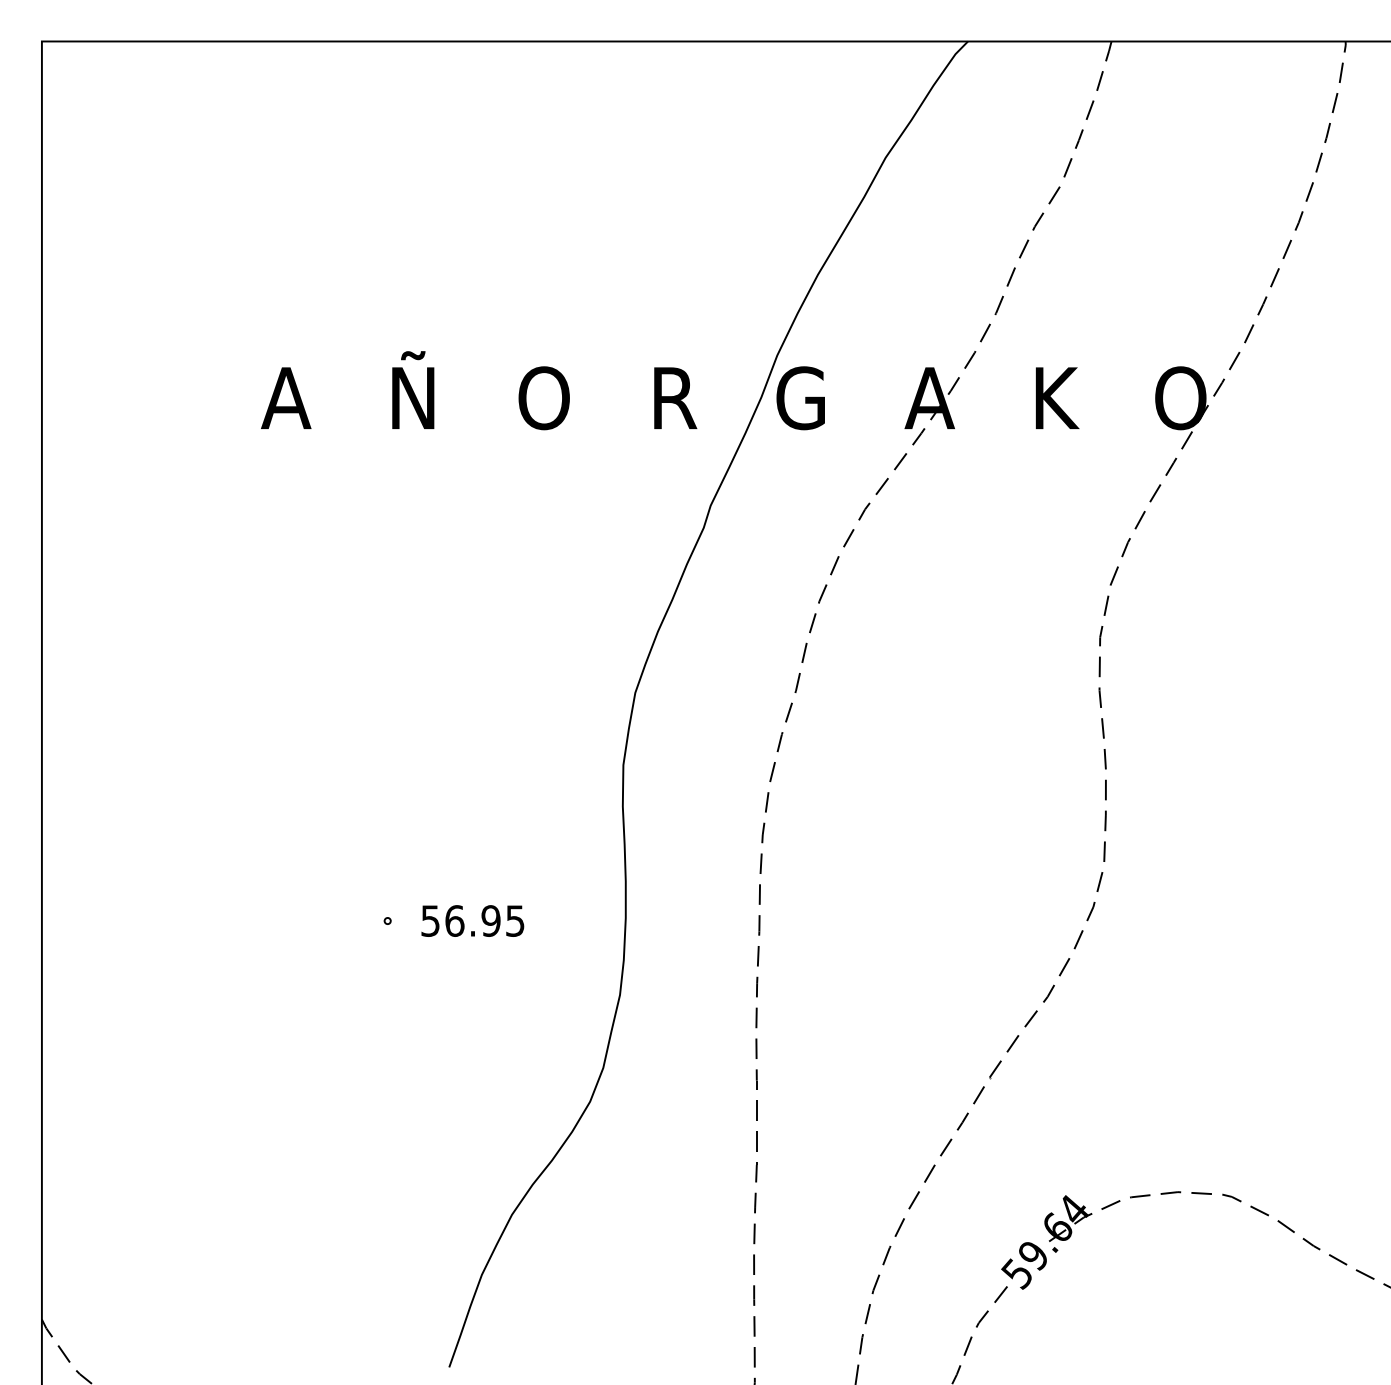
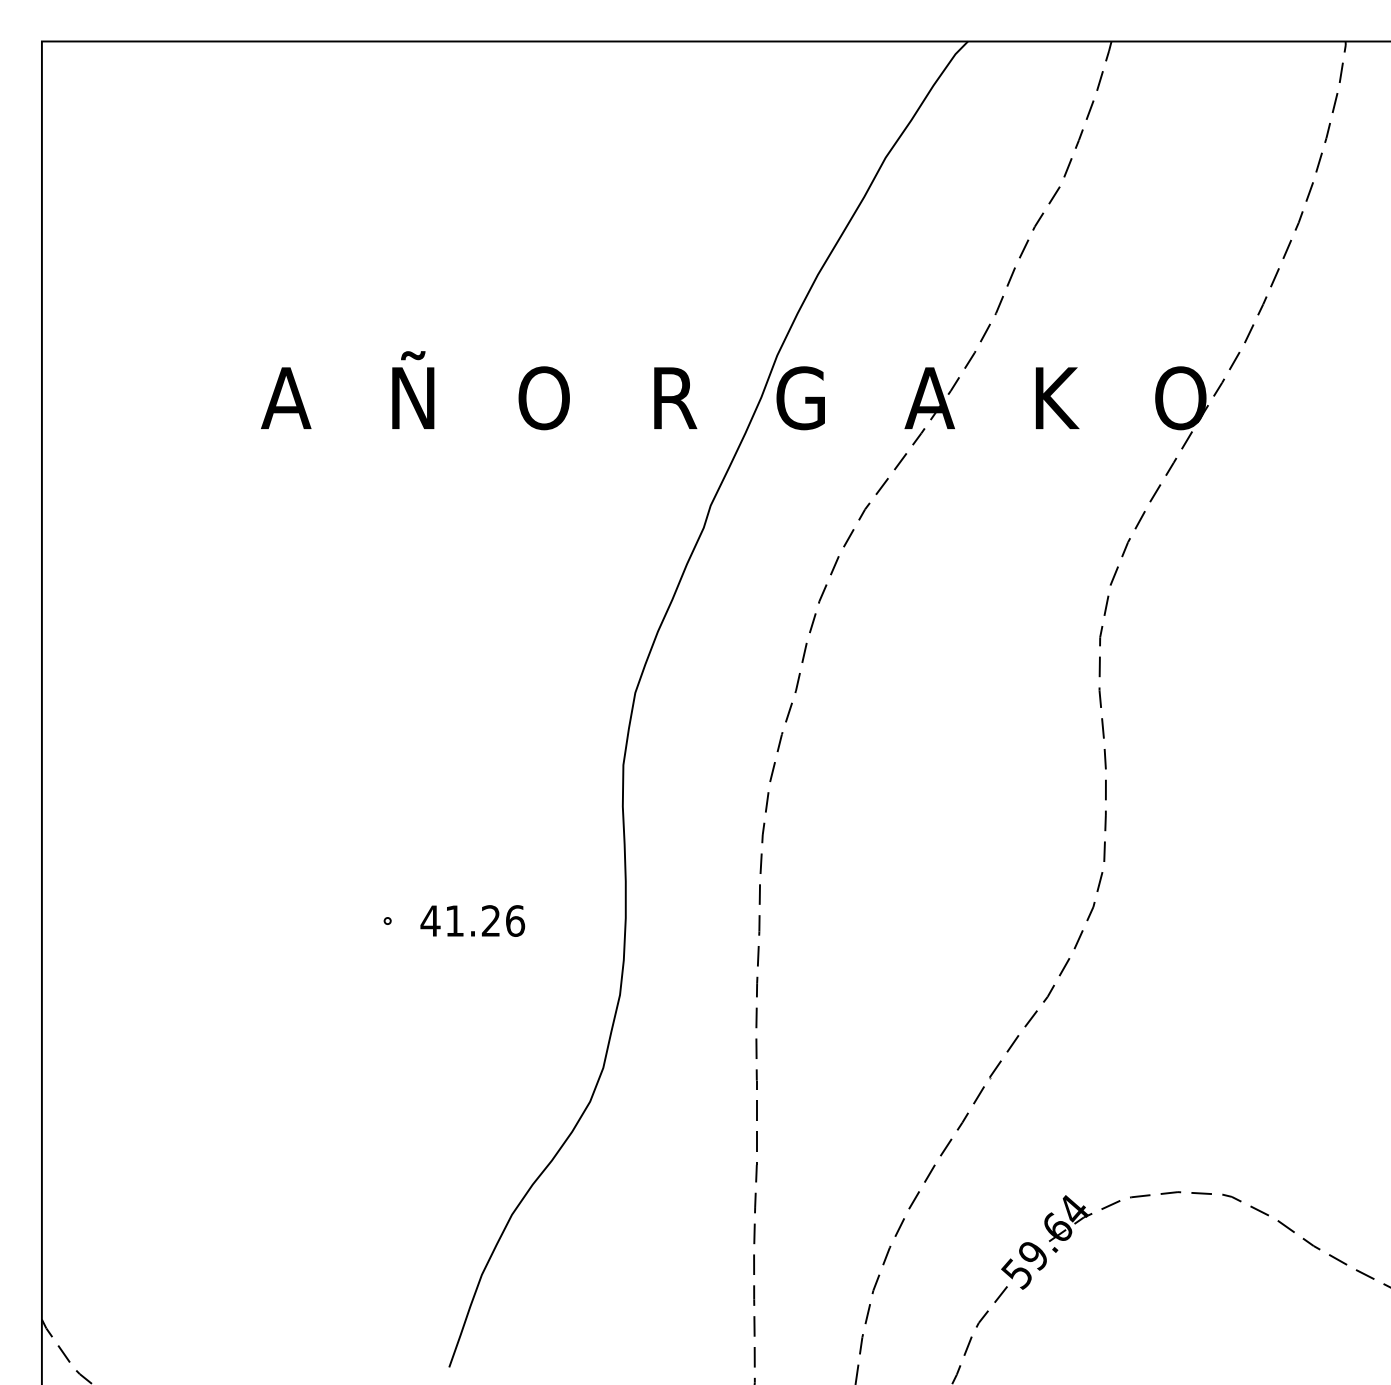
text: 56.95 -> 41.26 (472, 920)
